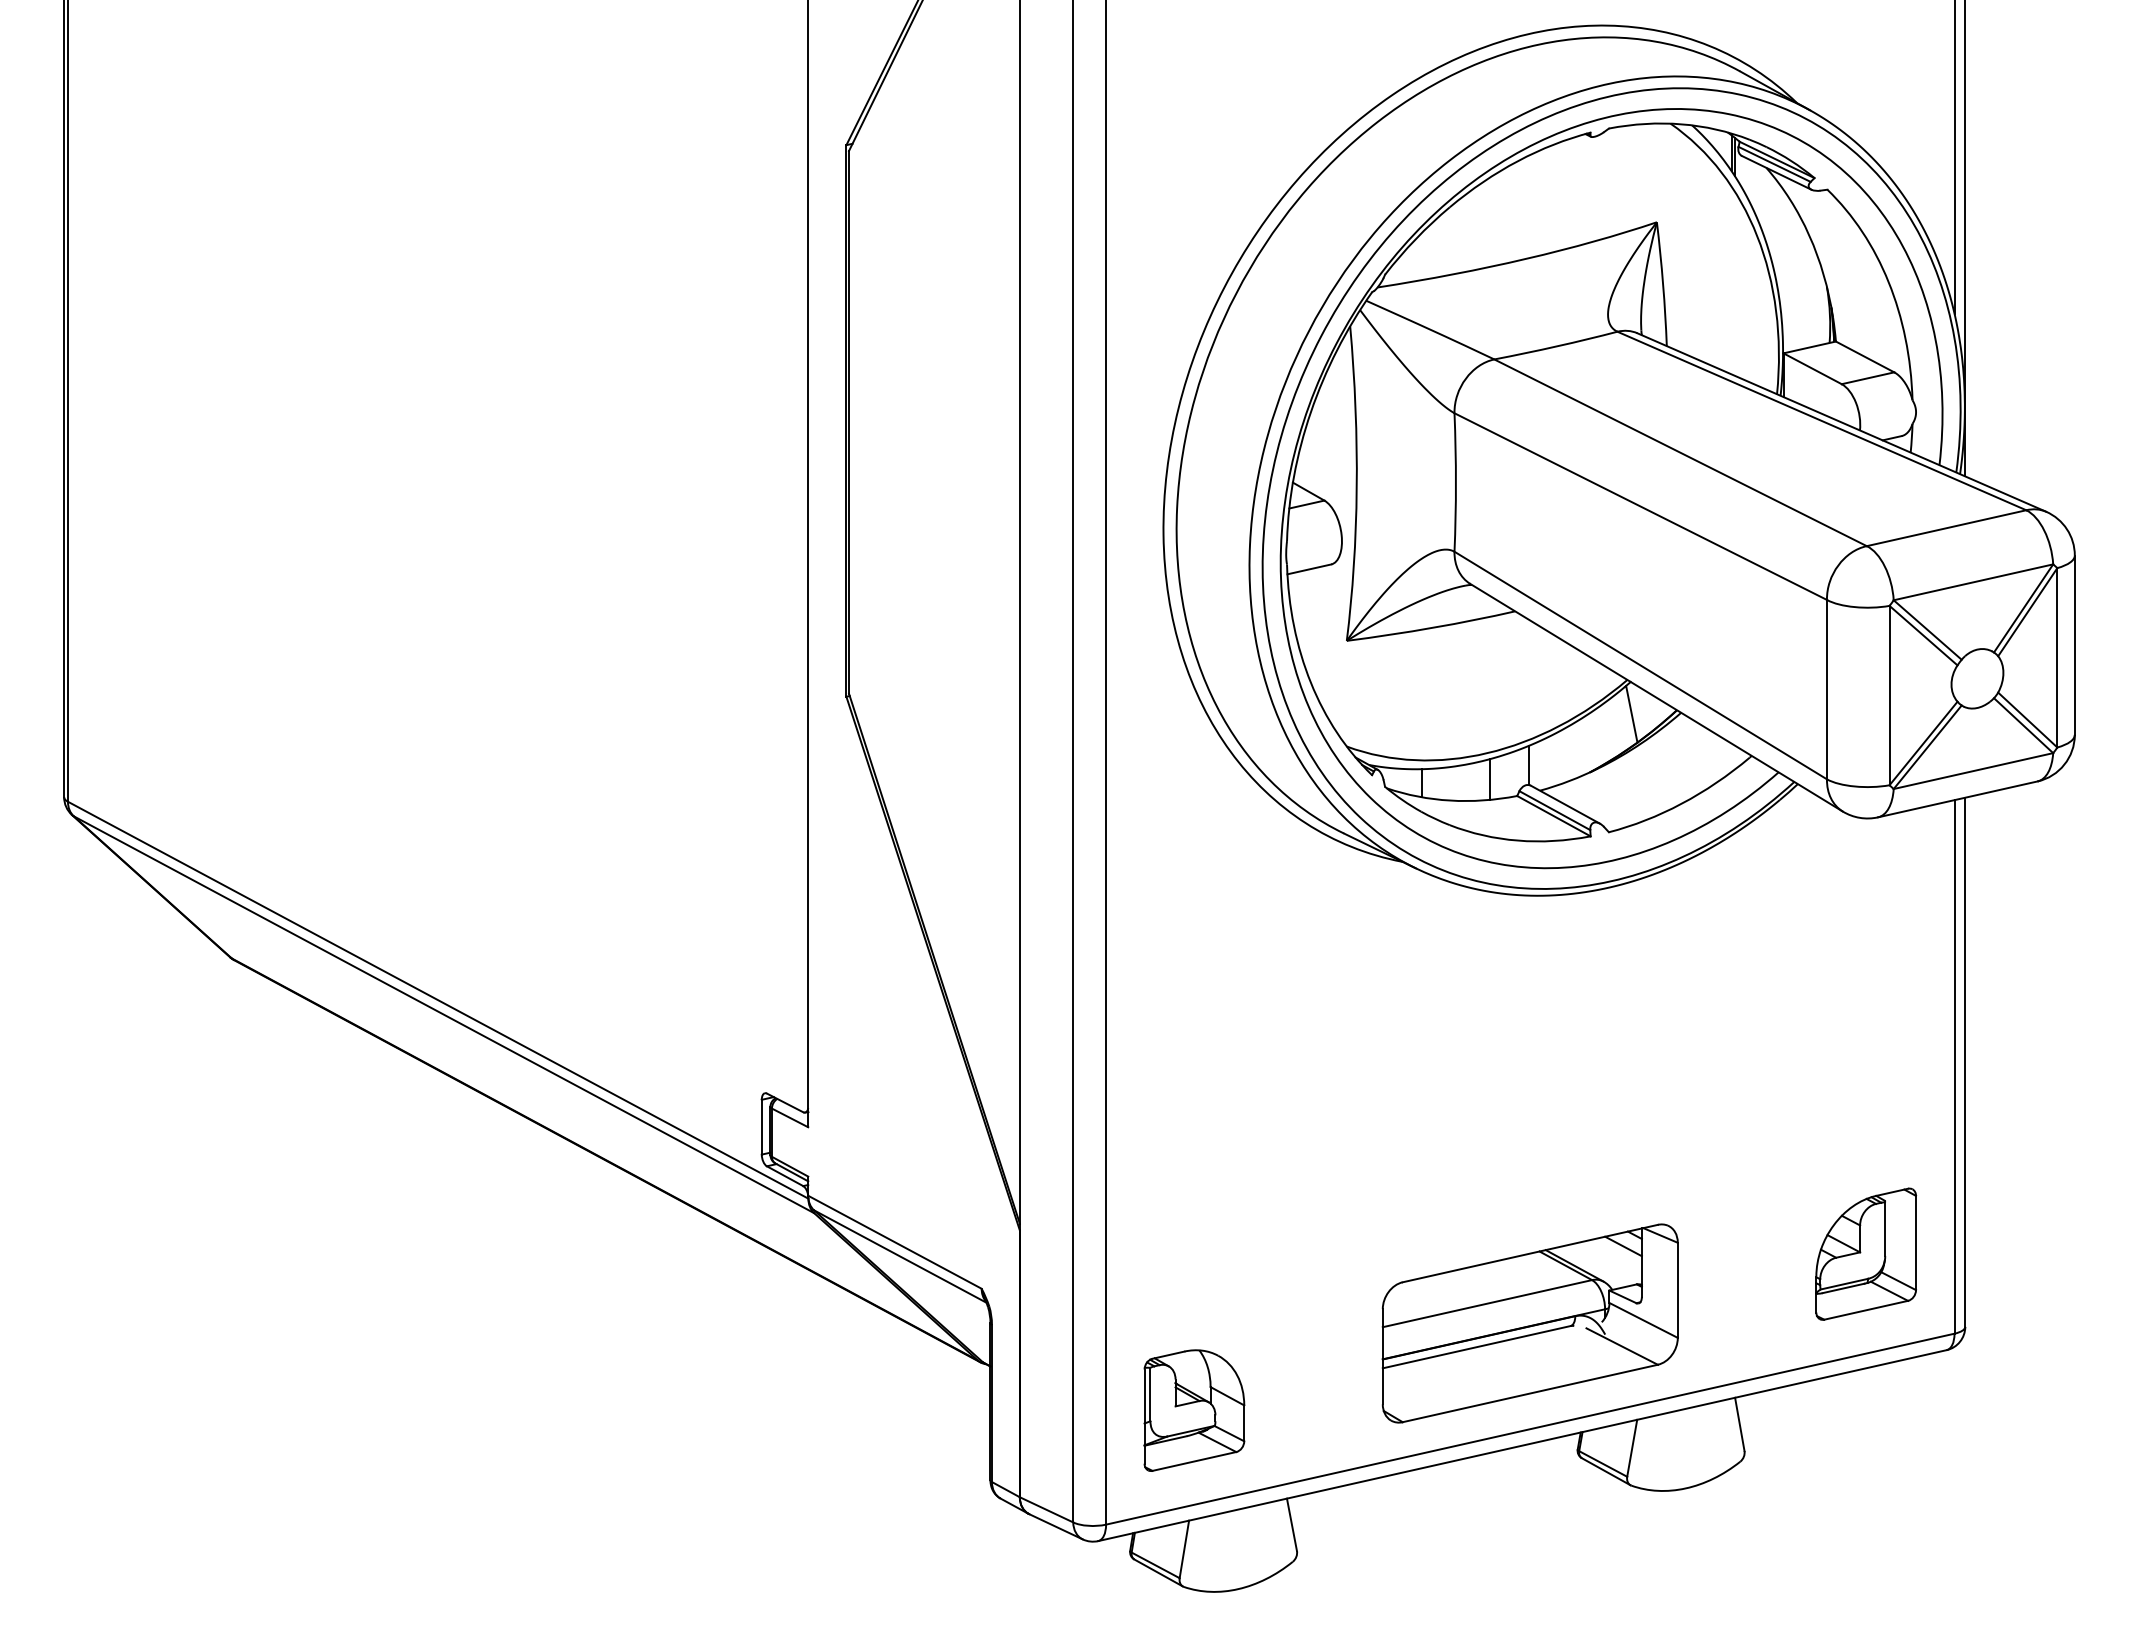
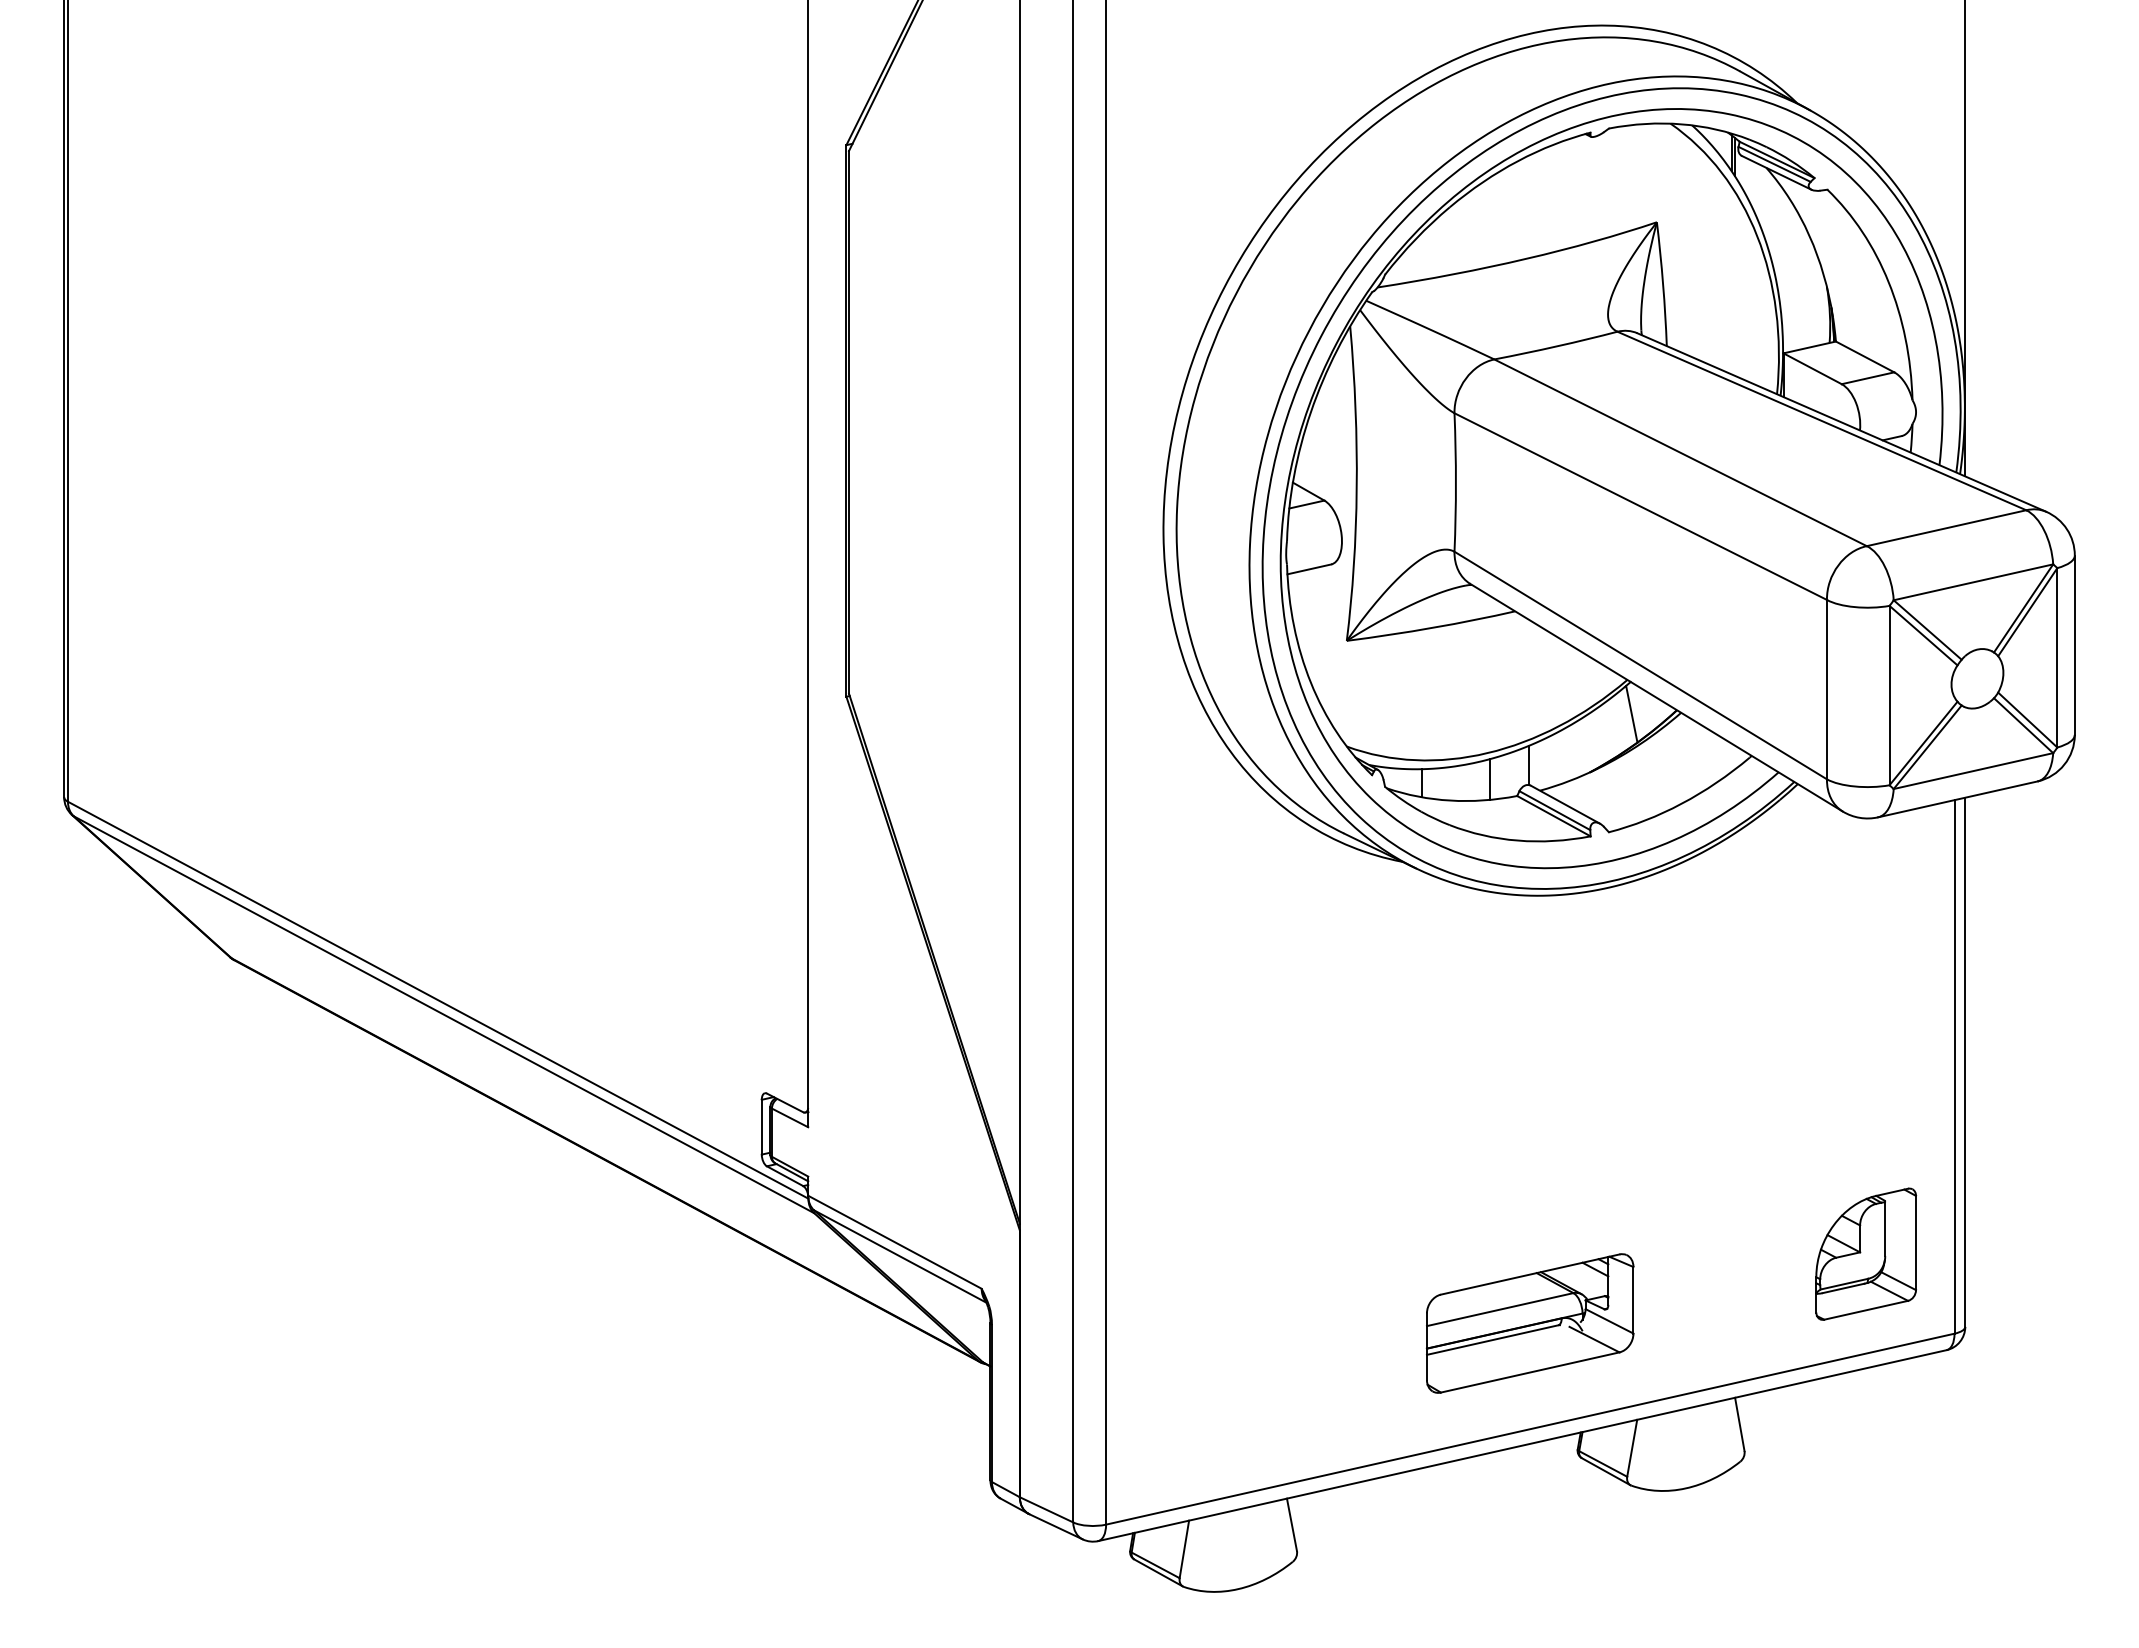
line: present -> none (1954, 157)
part size: 298x201 px -> 210x141 px (1529, 1323)
part: present -> none (1194, 1410)
